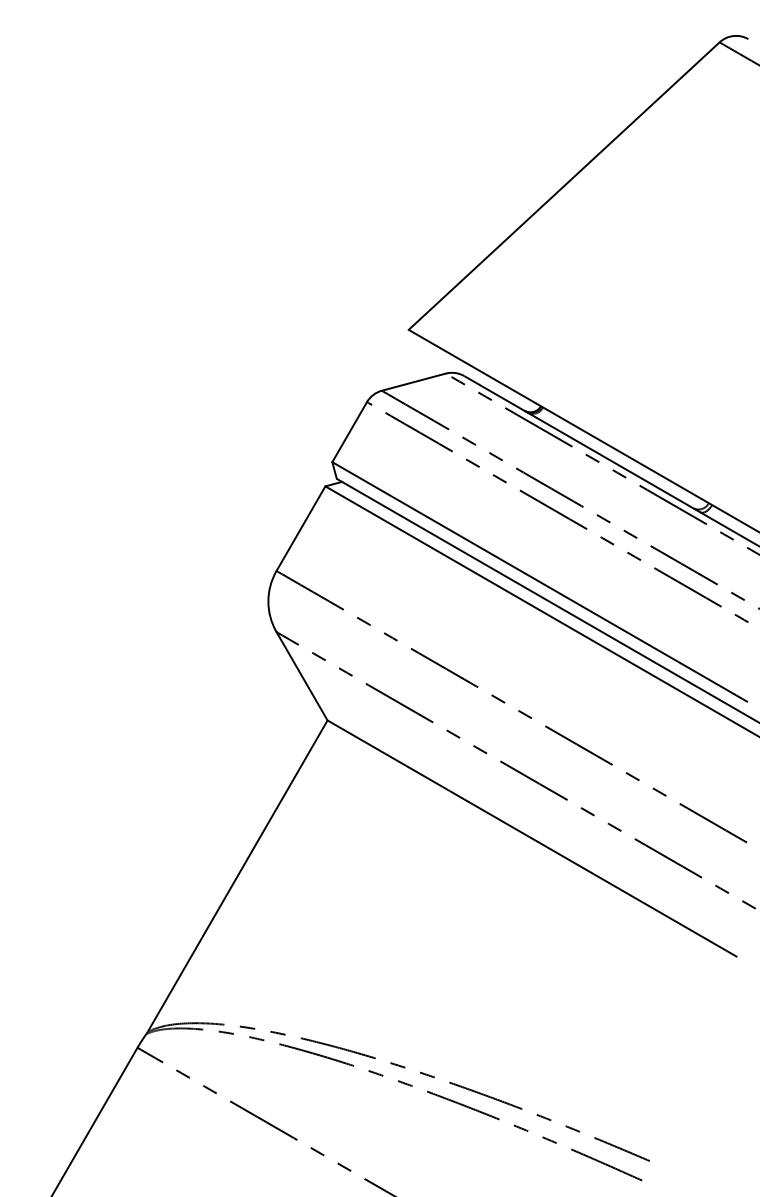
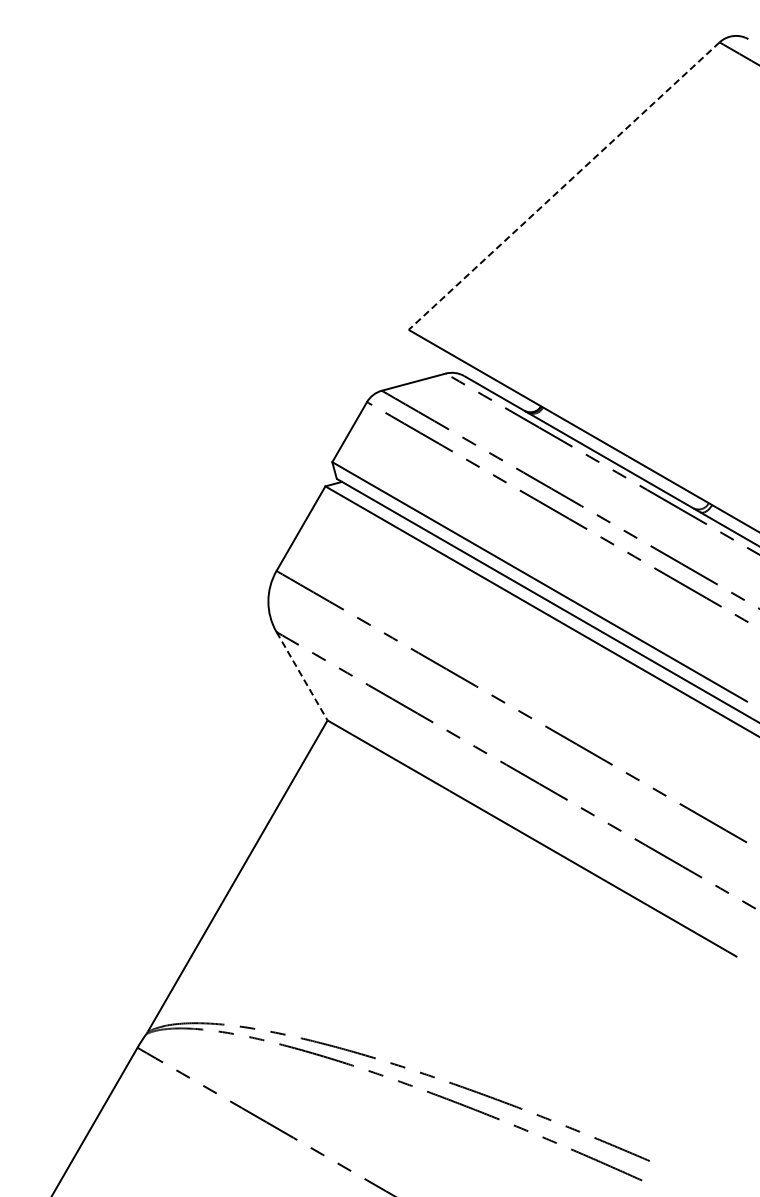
line: solid -> dashed (564, 186)
line: solid -> dashed (302, 676)
